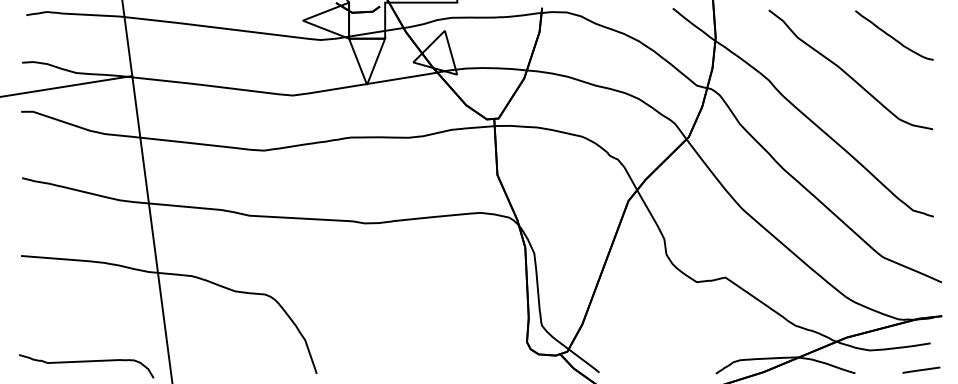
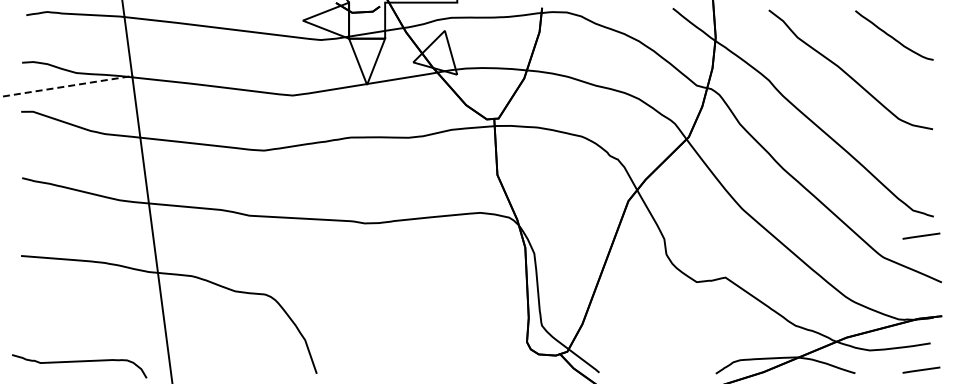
line: solid -> dashed (66, 86)
line: none -> present (921, 235)
curve position: (86, 362) -> (79, 362) (79, 362)
